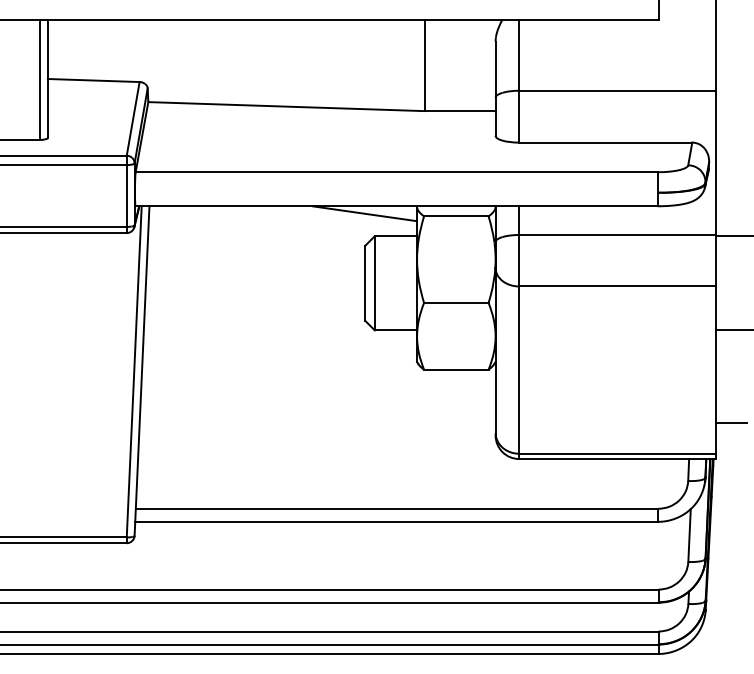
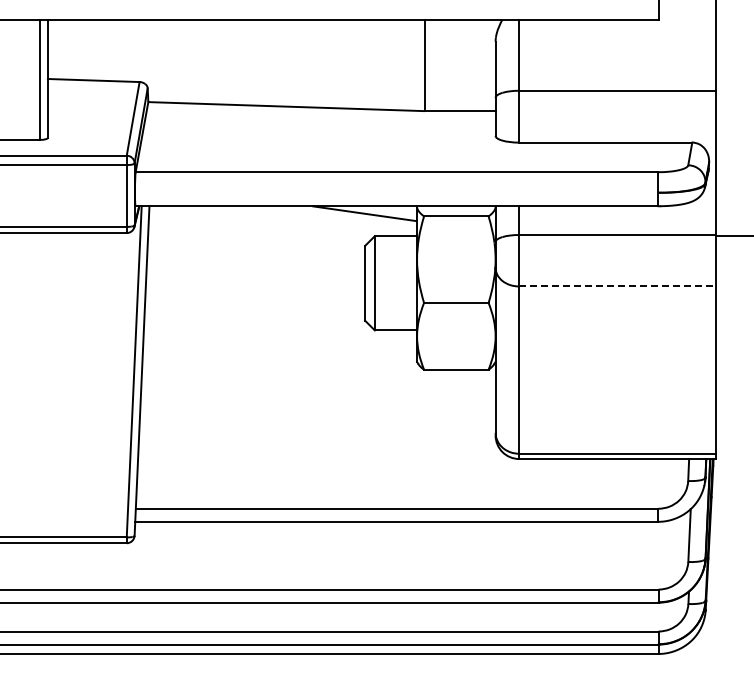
line: solid -> dashed (617, 286)
line: present -> none (732, 330)
line: present -> none (731, 422)
